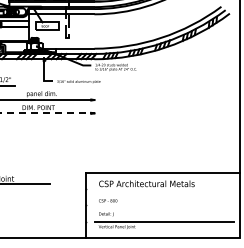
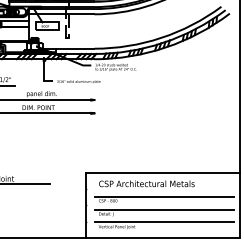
line: dashed -> solid (46, 113)
line: none -> present (164, 196)
line: none -> present (164, 209)
